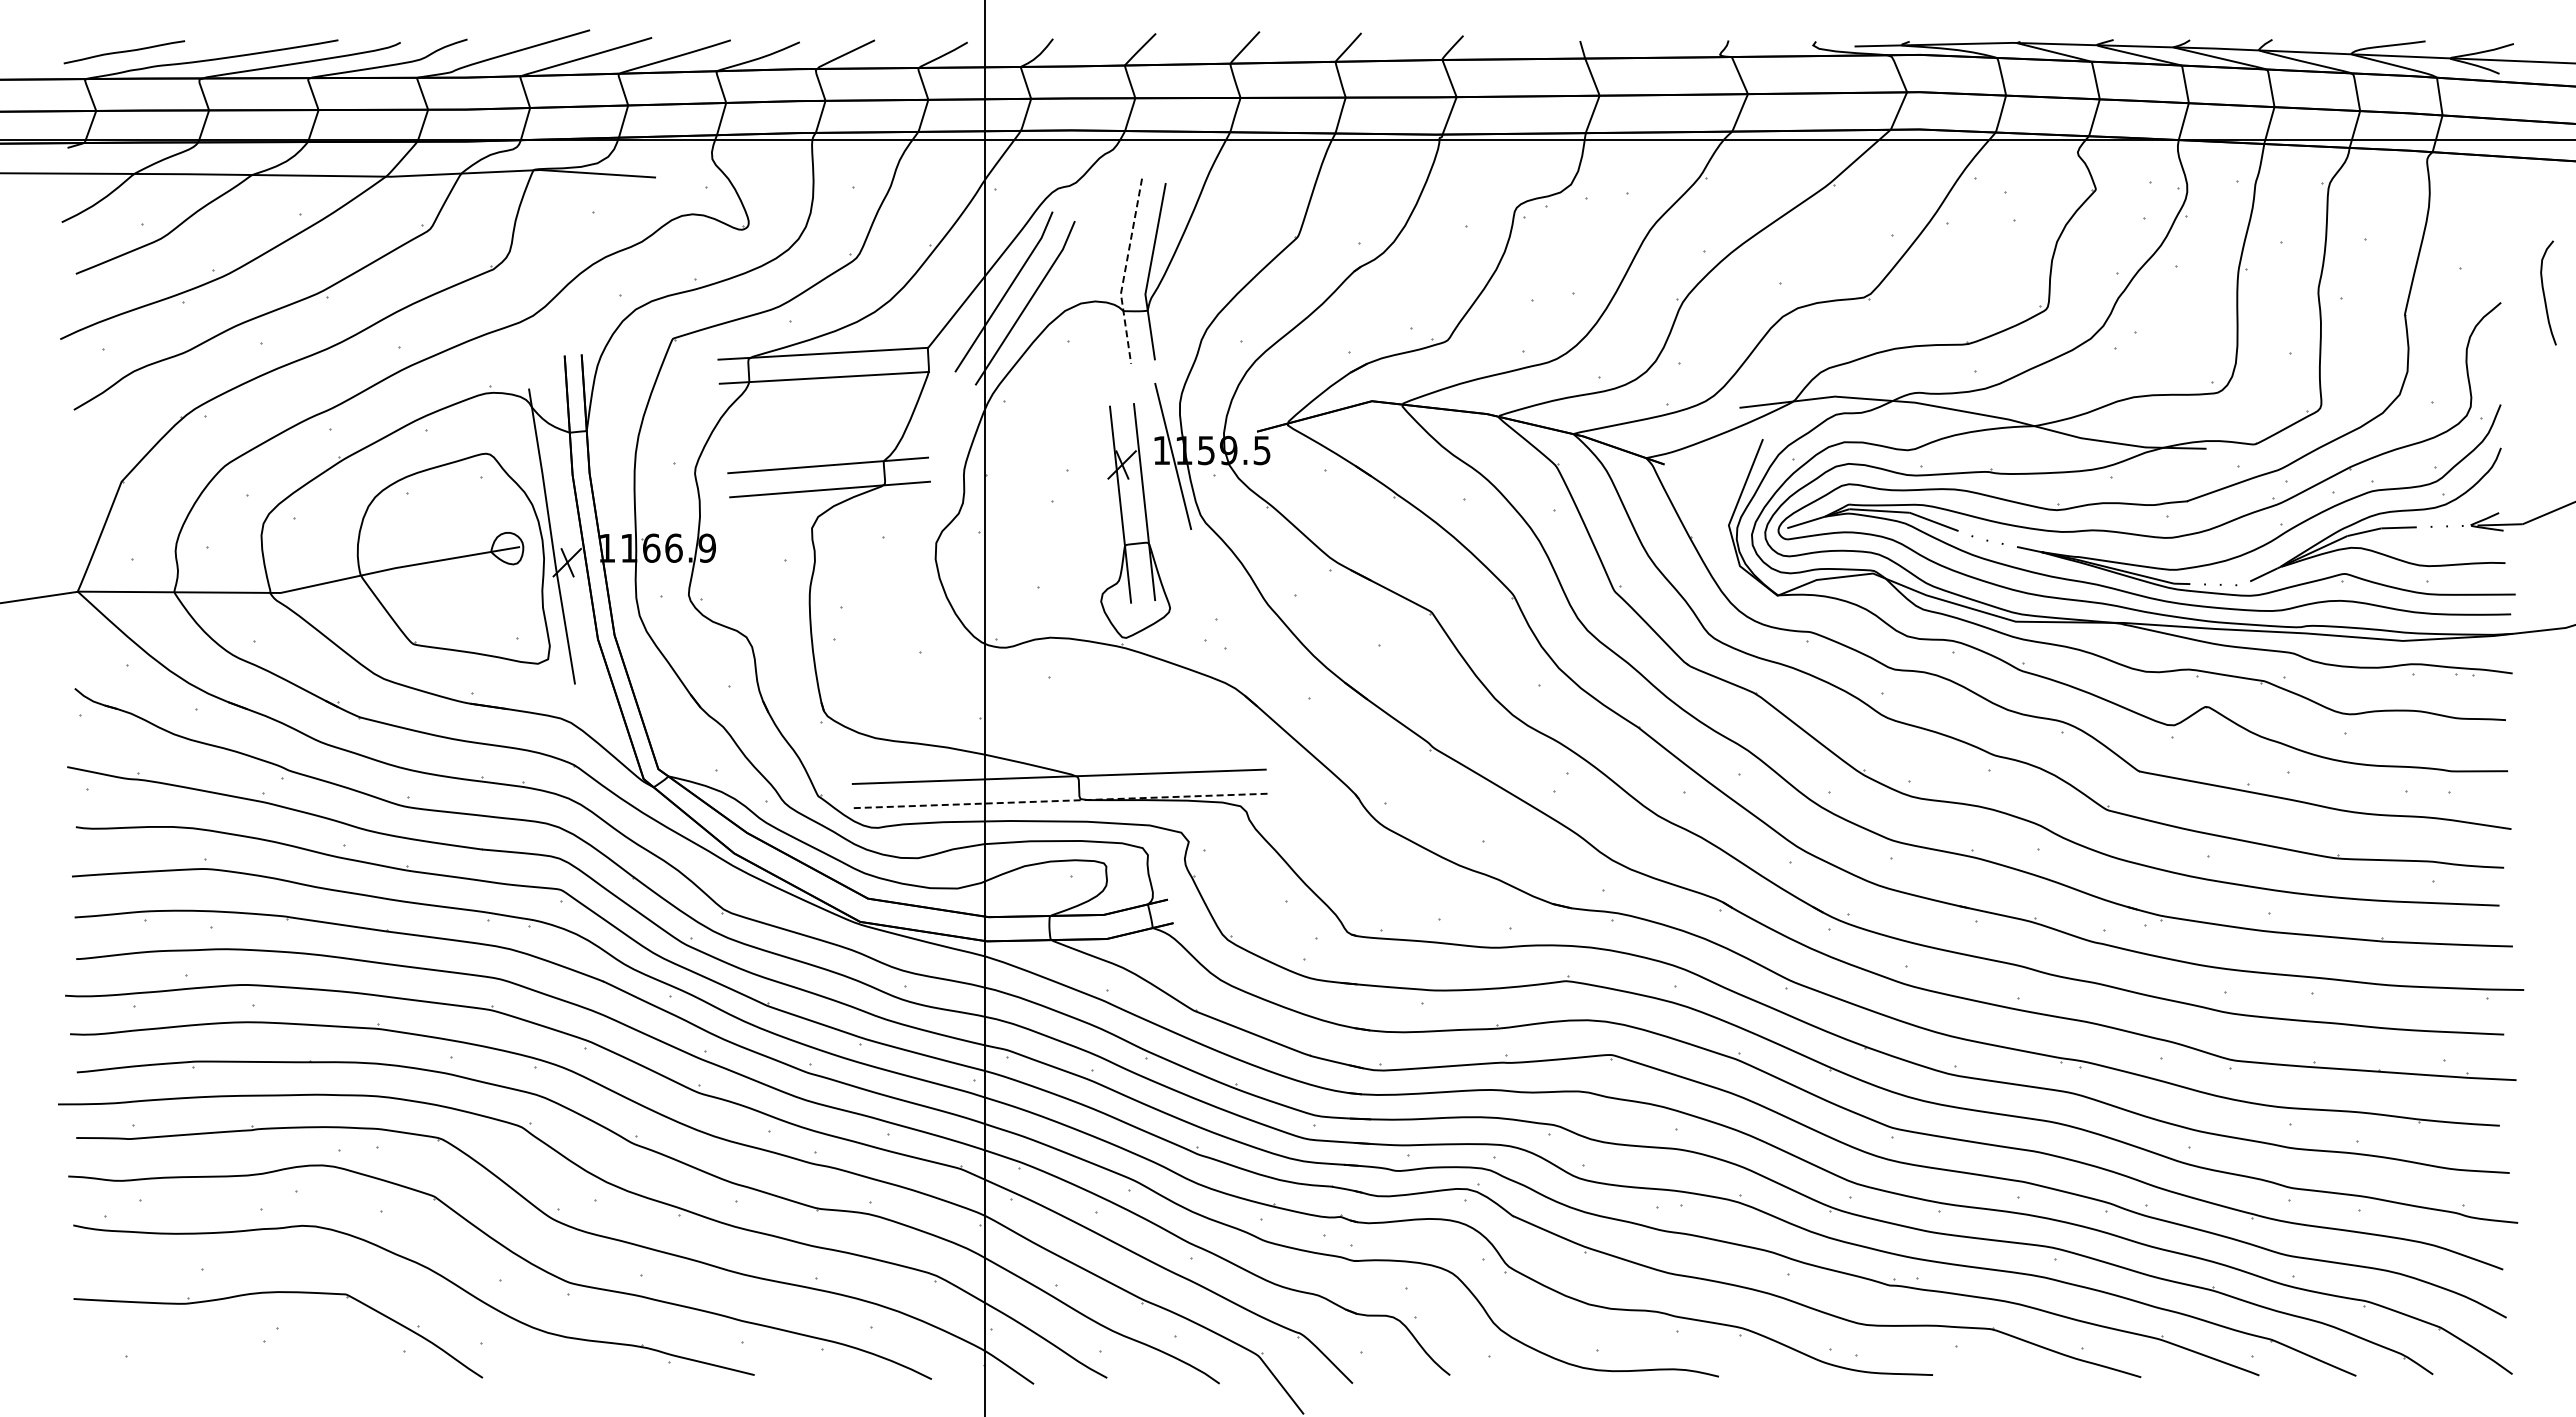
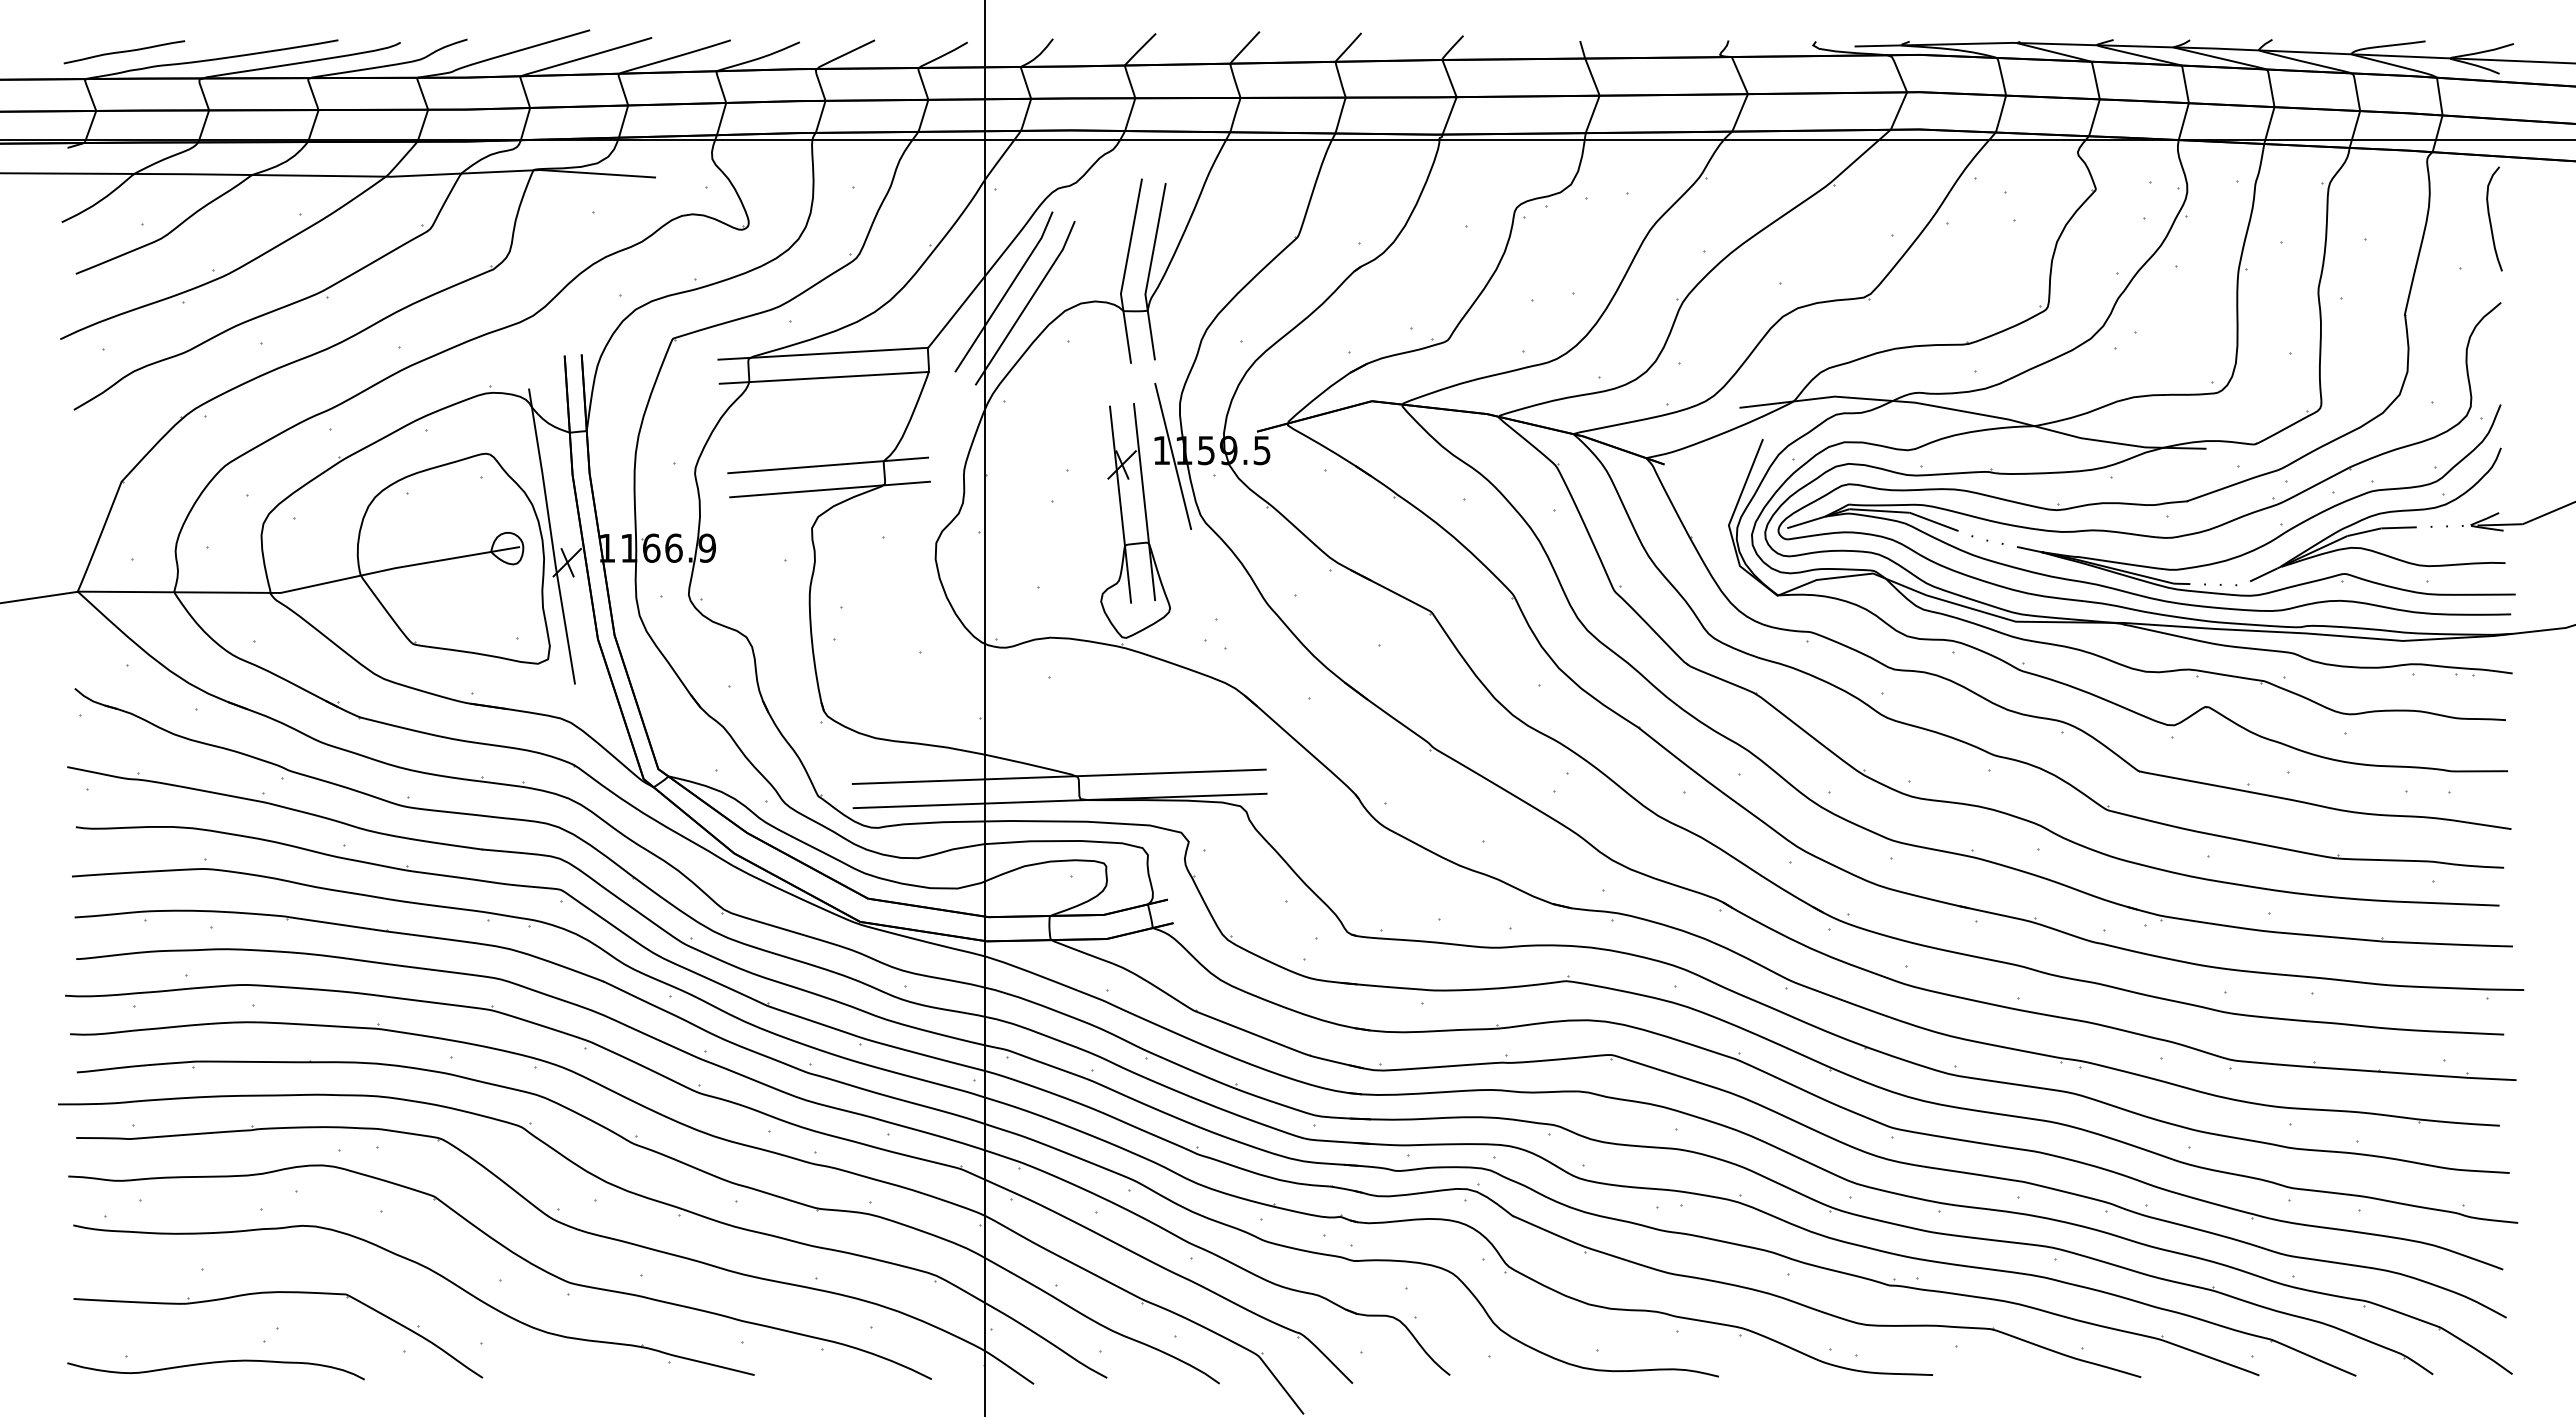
line: dashed -> solid (1125, 271)
curve position: (2544, 292) -> (2490, 218) (2490, 218)
line: dashed -> solid (1060, 800)
curve: none -> present (215, 1363)
